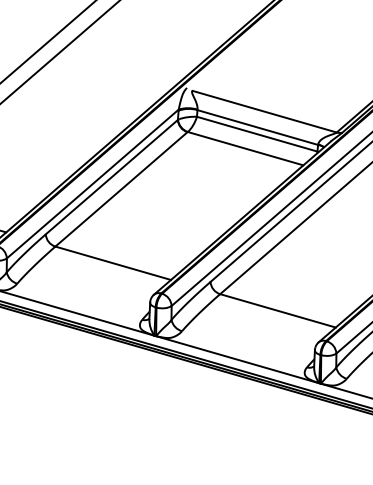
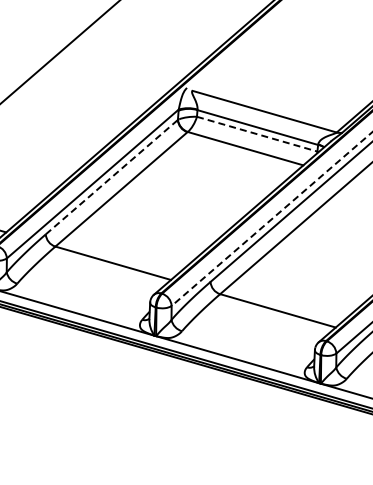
line: present -> none (48, 42)
line: solid -> dashed (257, 134)
line: solid -> dashed (112, 176)
line: solid -> dashed (272, 218)
